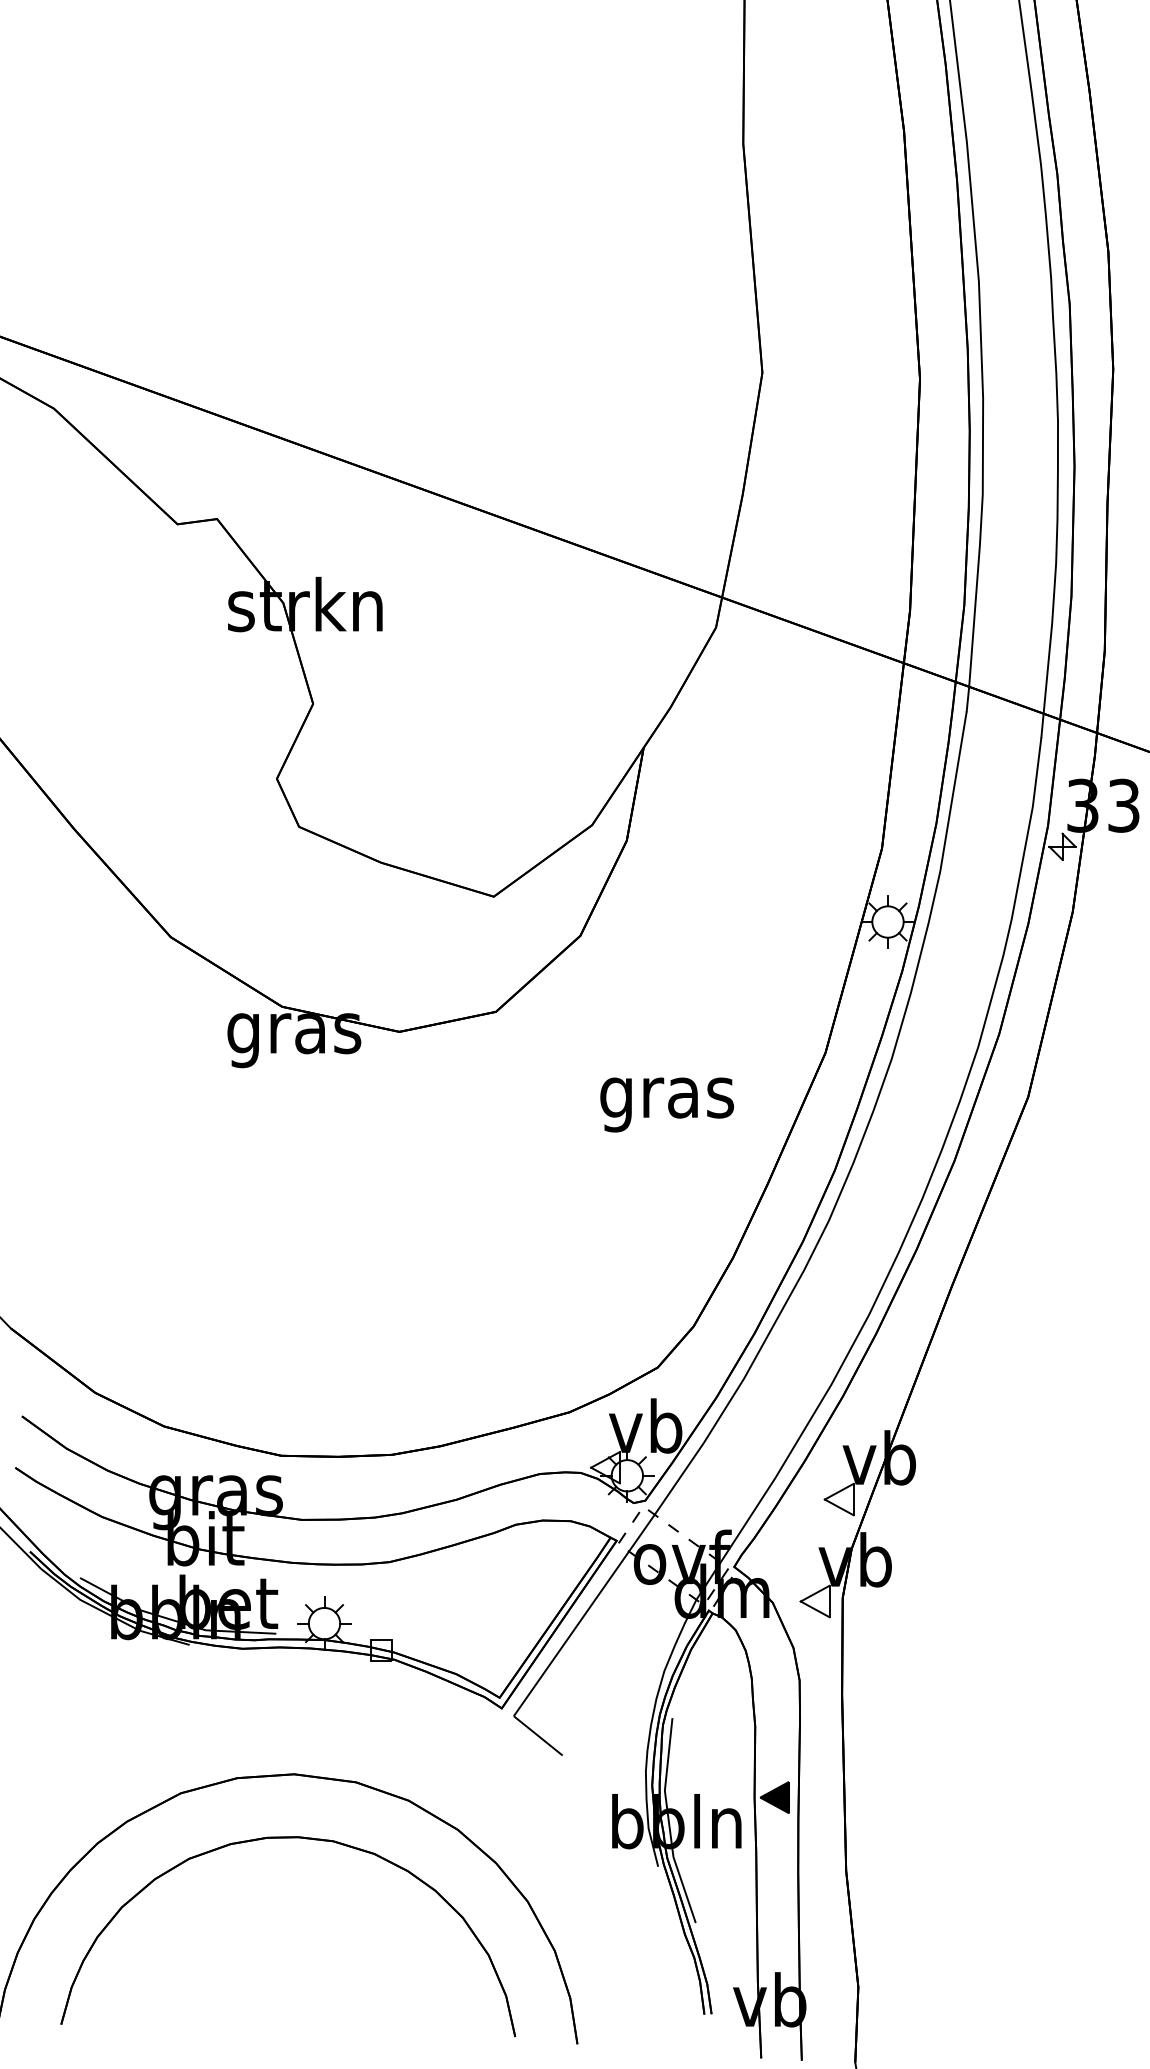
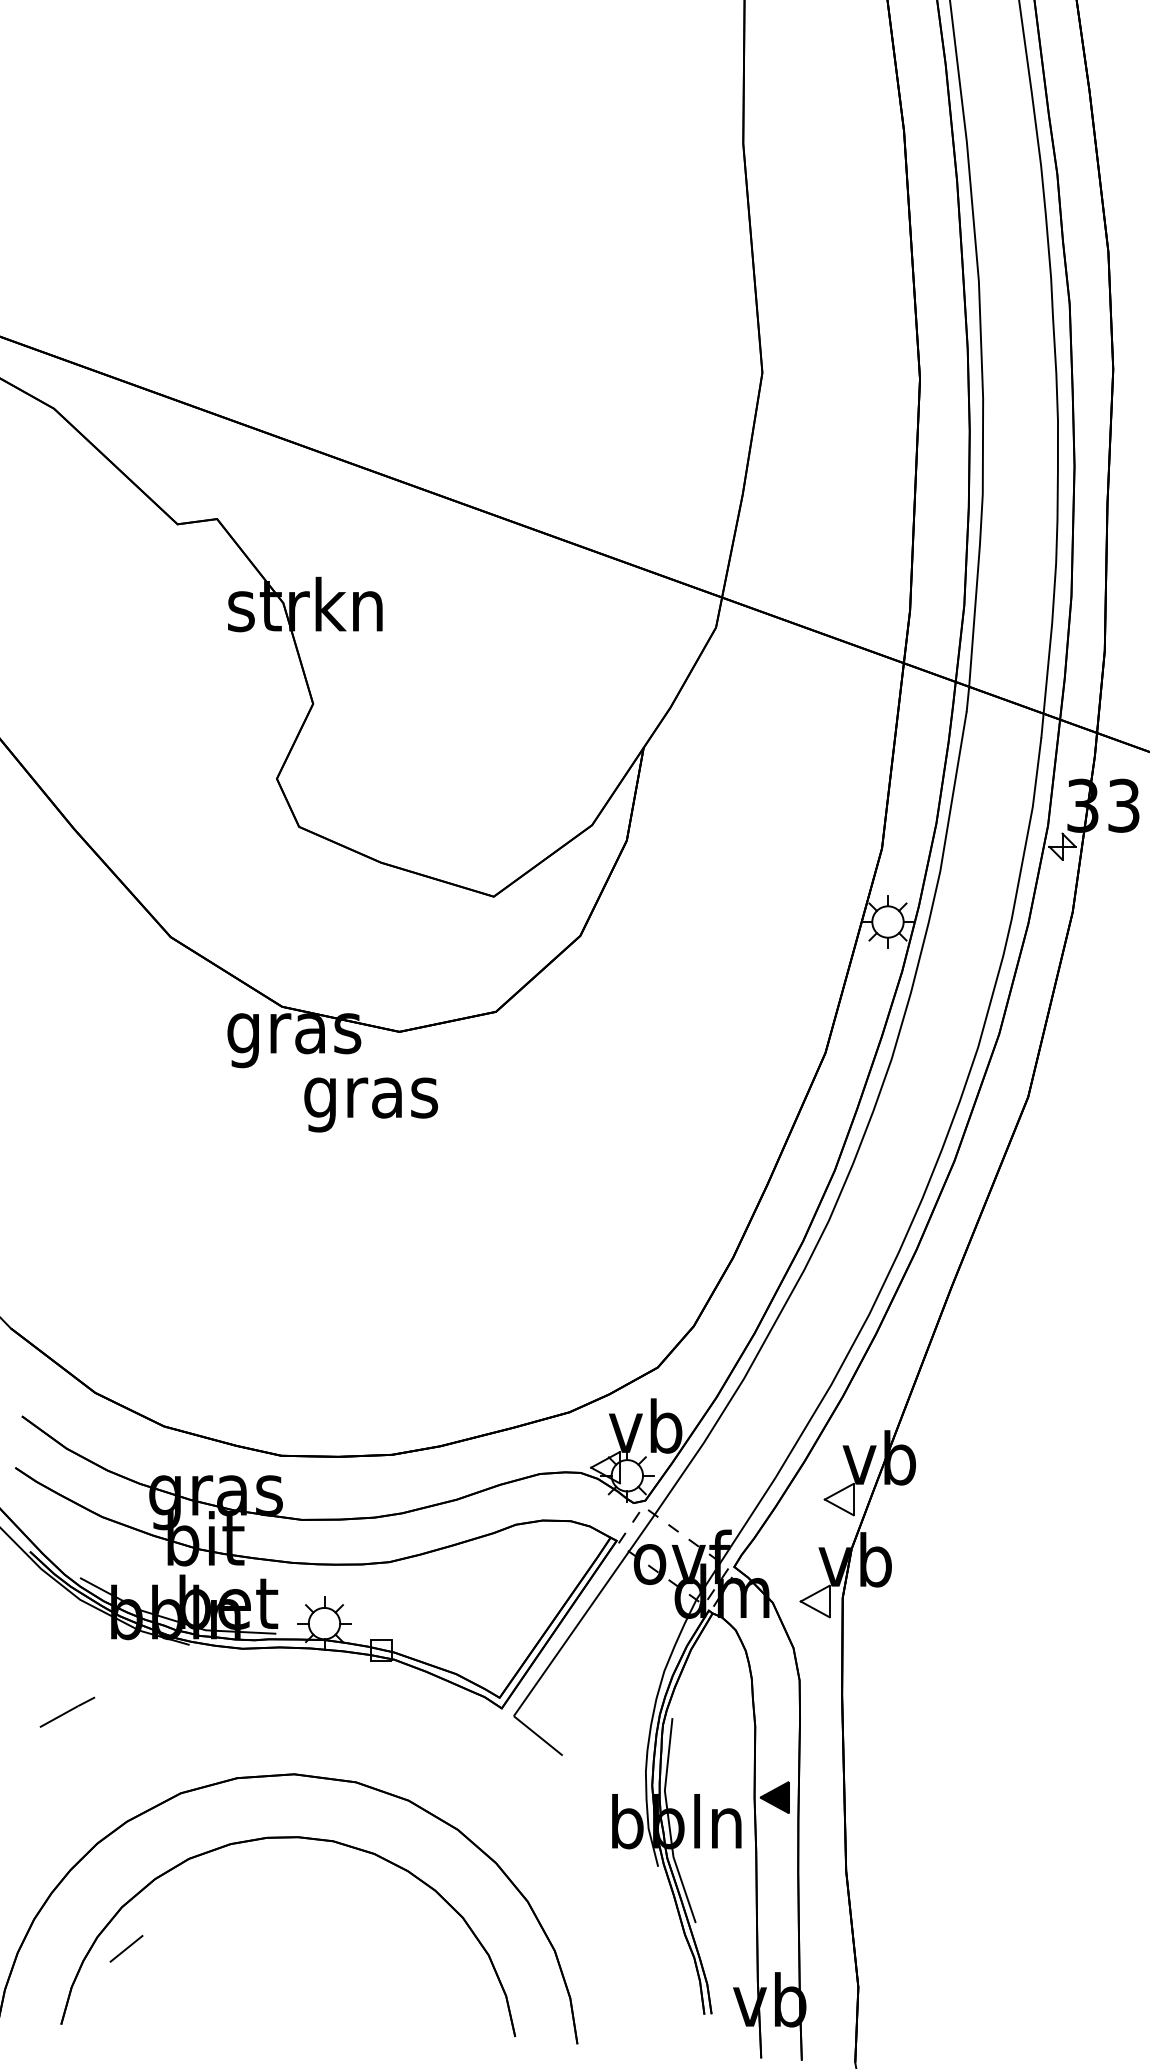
text position: (666, 1104) -> (370, 1104) (370, 1104)
line: none -> present (67, 1711)
line: none -> present (126, 1948)
